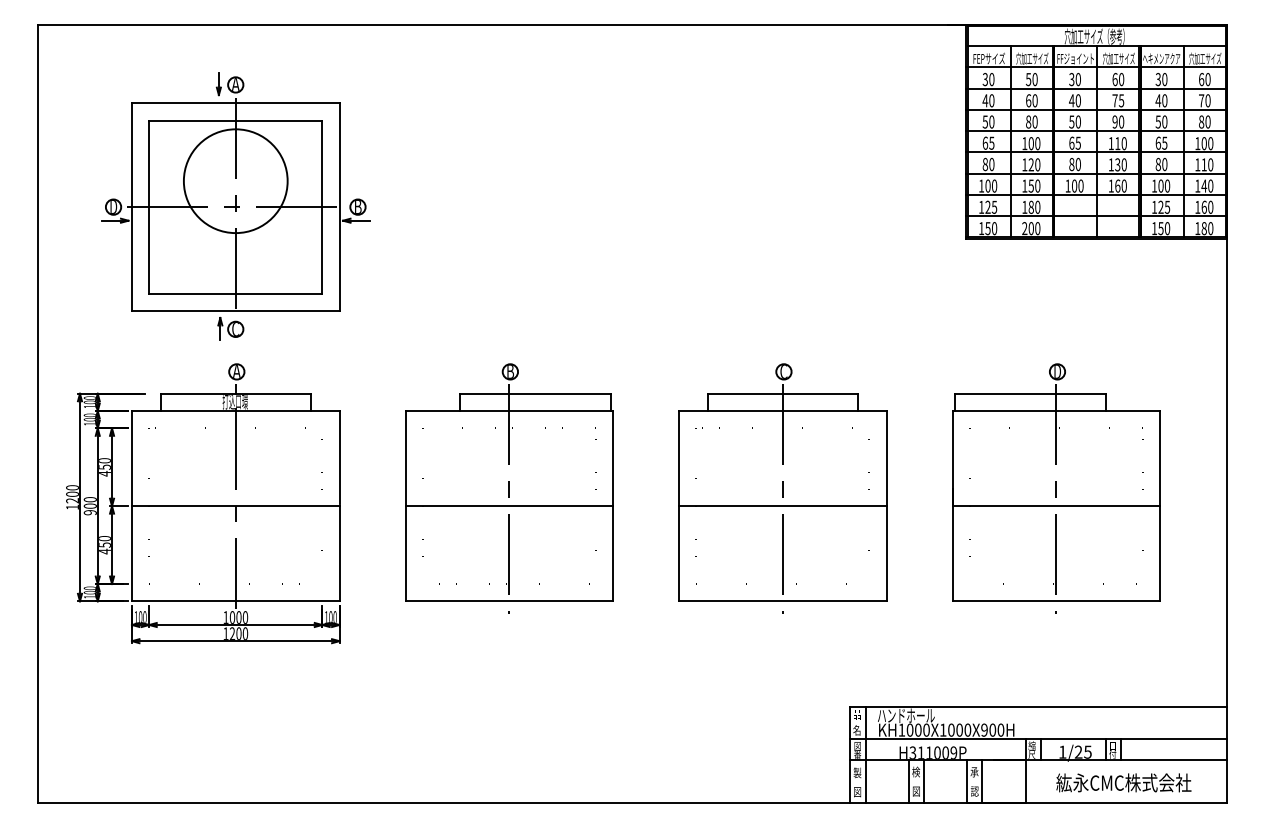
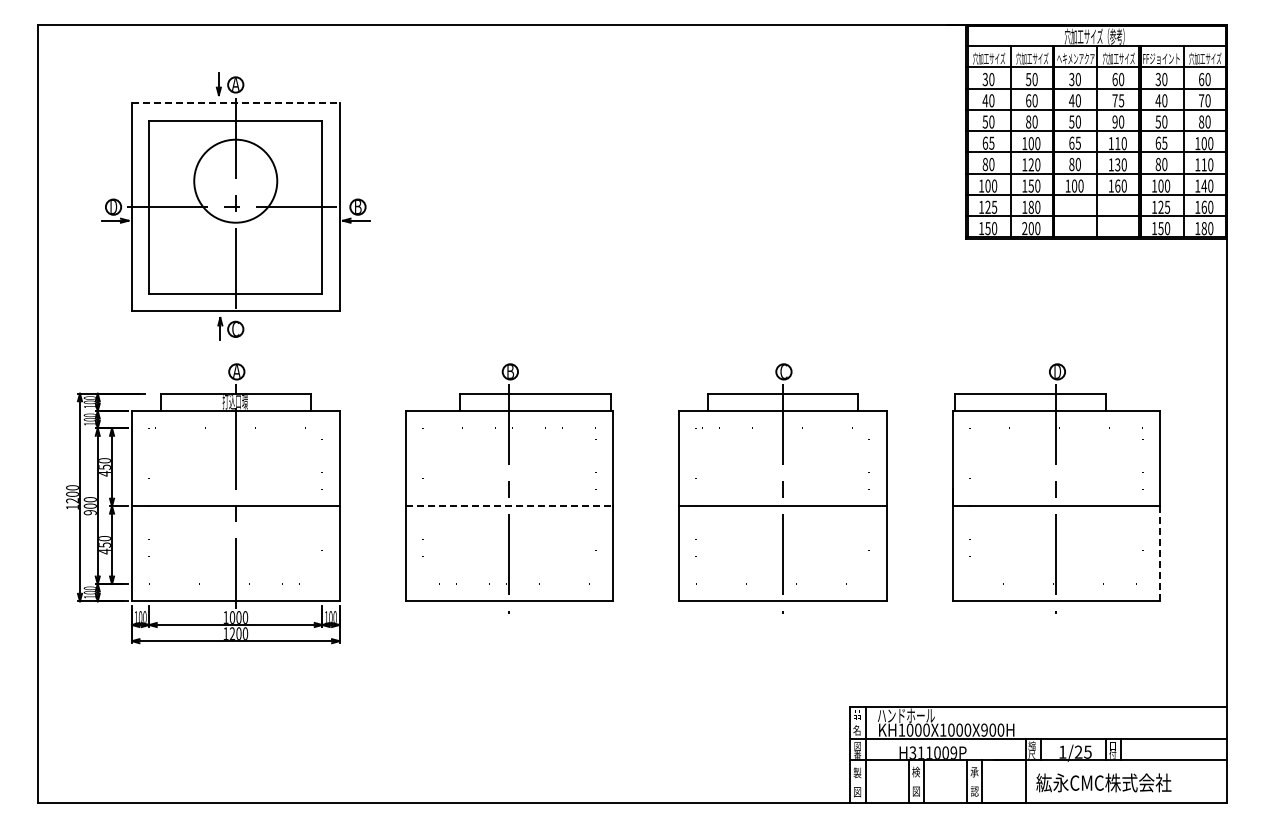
text: FEPサイズ -> 穴加工サイズ (988, 58)
text: FFジョイント -> ヘキメンアクア (1075, 58)
text: ヘキメンアクア -> FFジョイント (1161, 58)
line: solid -> dashed (235, 103)
circle diameter: 104 px -> 83 px (235, 180)
line: solid -> dashed (509, 506)
line: solid -> dashed (1160, 553)
text position: (1123, 782) -> (1103, 782) (1103, 782)
